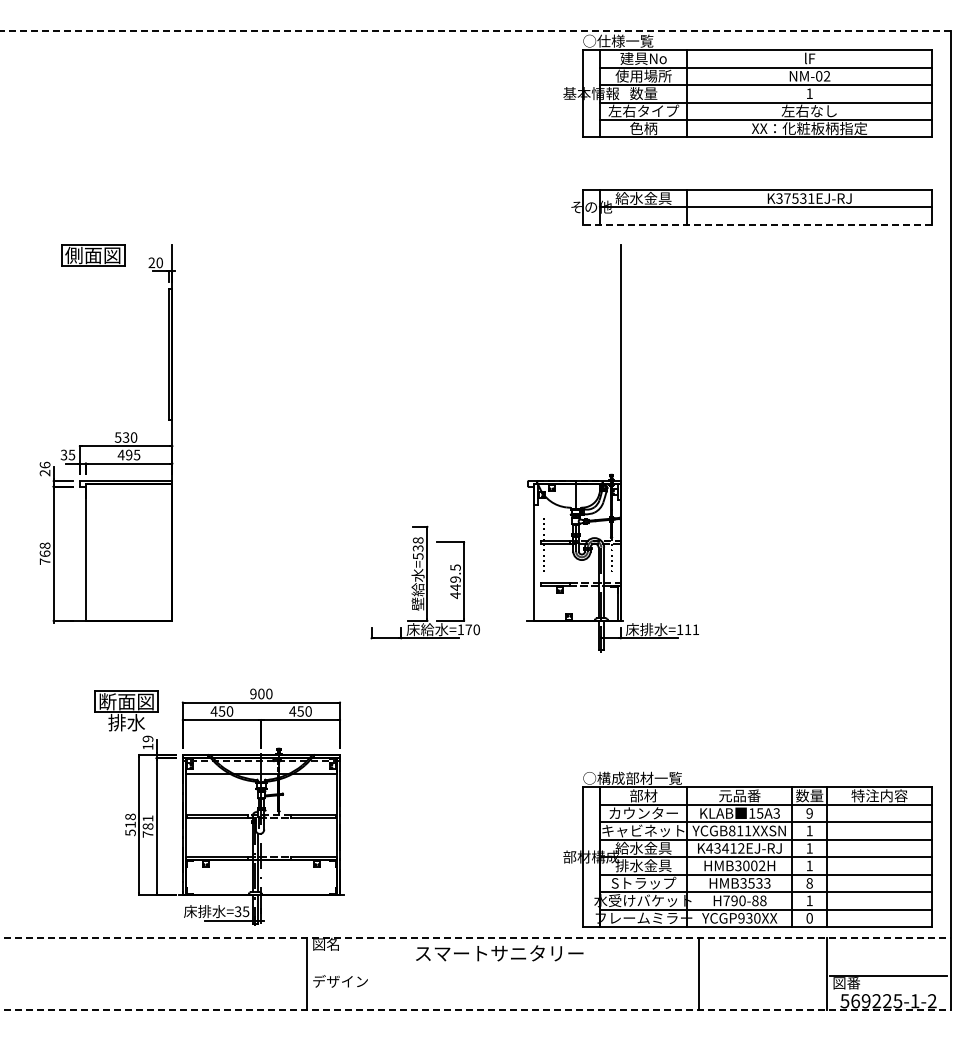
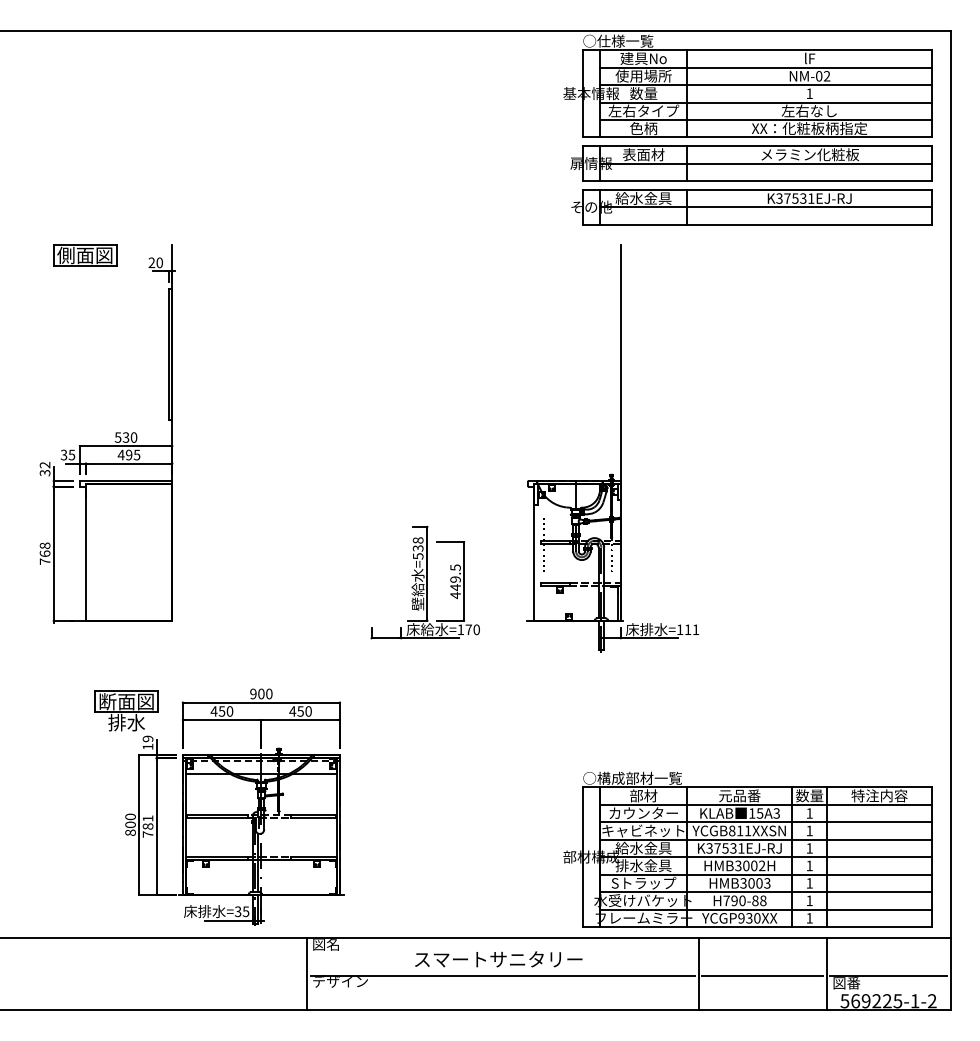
line: dashed -> solid (475, 31)
part: none -> present (751, 163)
line: dashed -> solid (757, 224)
part position: (93, 255) -> (85, 255) (85, 255)
text: 26 -> 32 (44, 468)
text: 9 -> 1 (809, 813)
text: 518 -> 800 (130, 824)
text: K43412EJ-RJ -> K37531EJ-RJ (725, 848)
text: HMB3533 -> HMB3003 (755, 883)
text: 8 -> 1 (809, 883)
text: 0 -> 1 (809, 918)
line: dashed -> solid (475, 938)
text position: (499, 953) -> (498, 959) (498, 959)
line: none -> present (502, 975)
line: none -> present (761, 975)
line: dashed -> solid (475, 1009)
